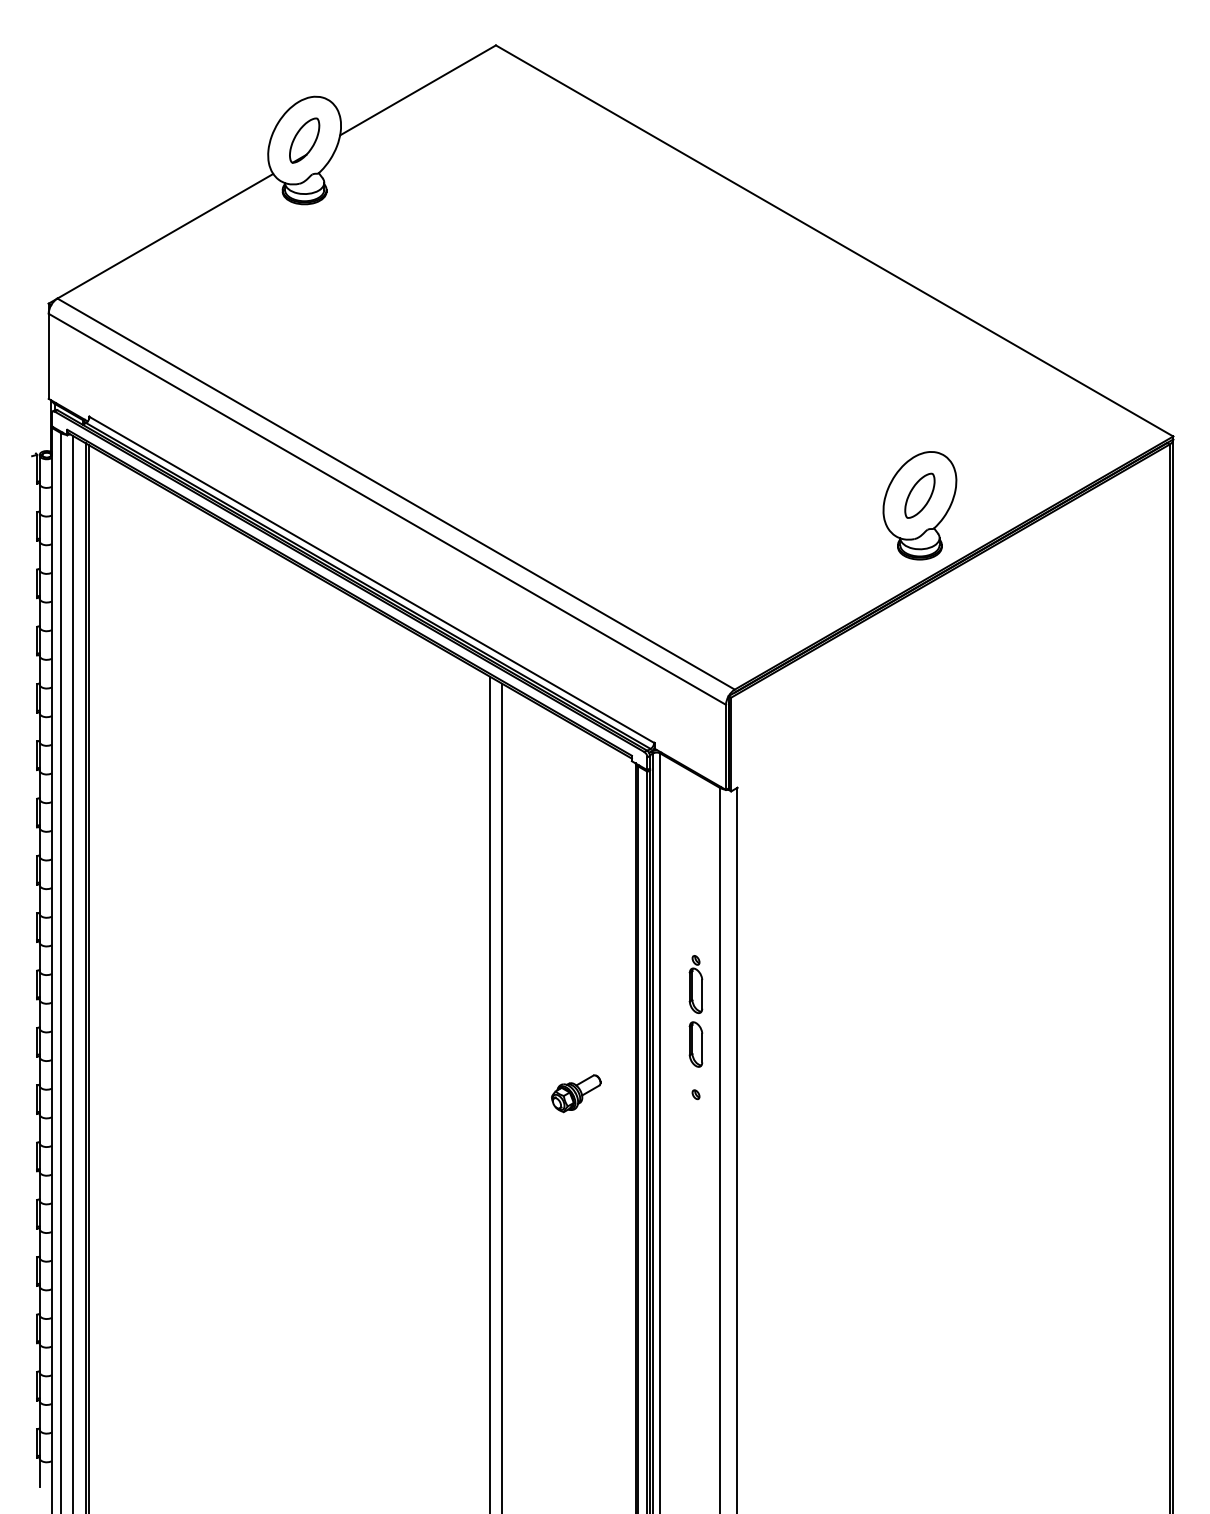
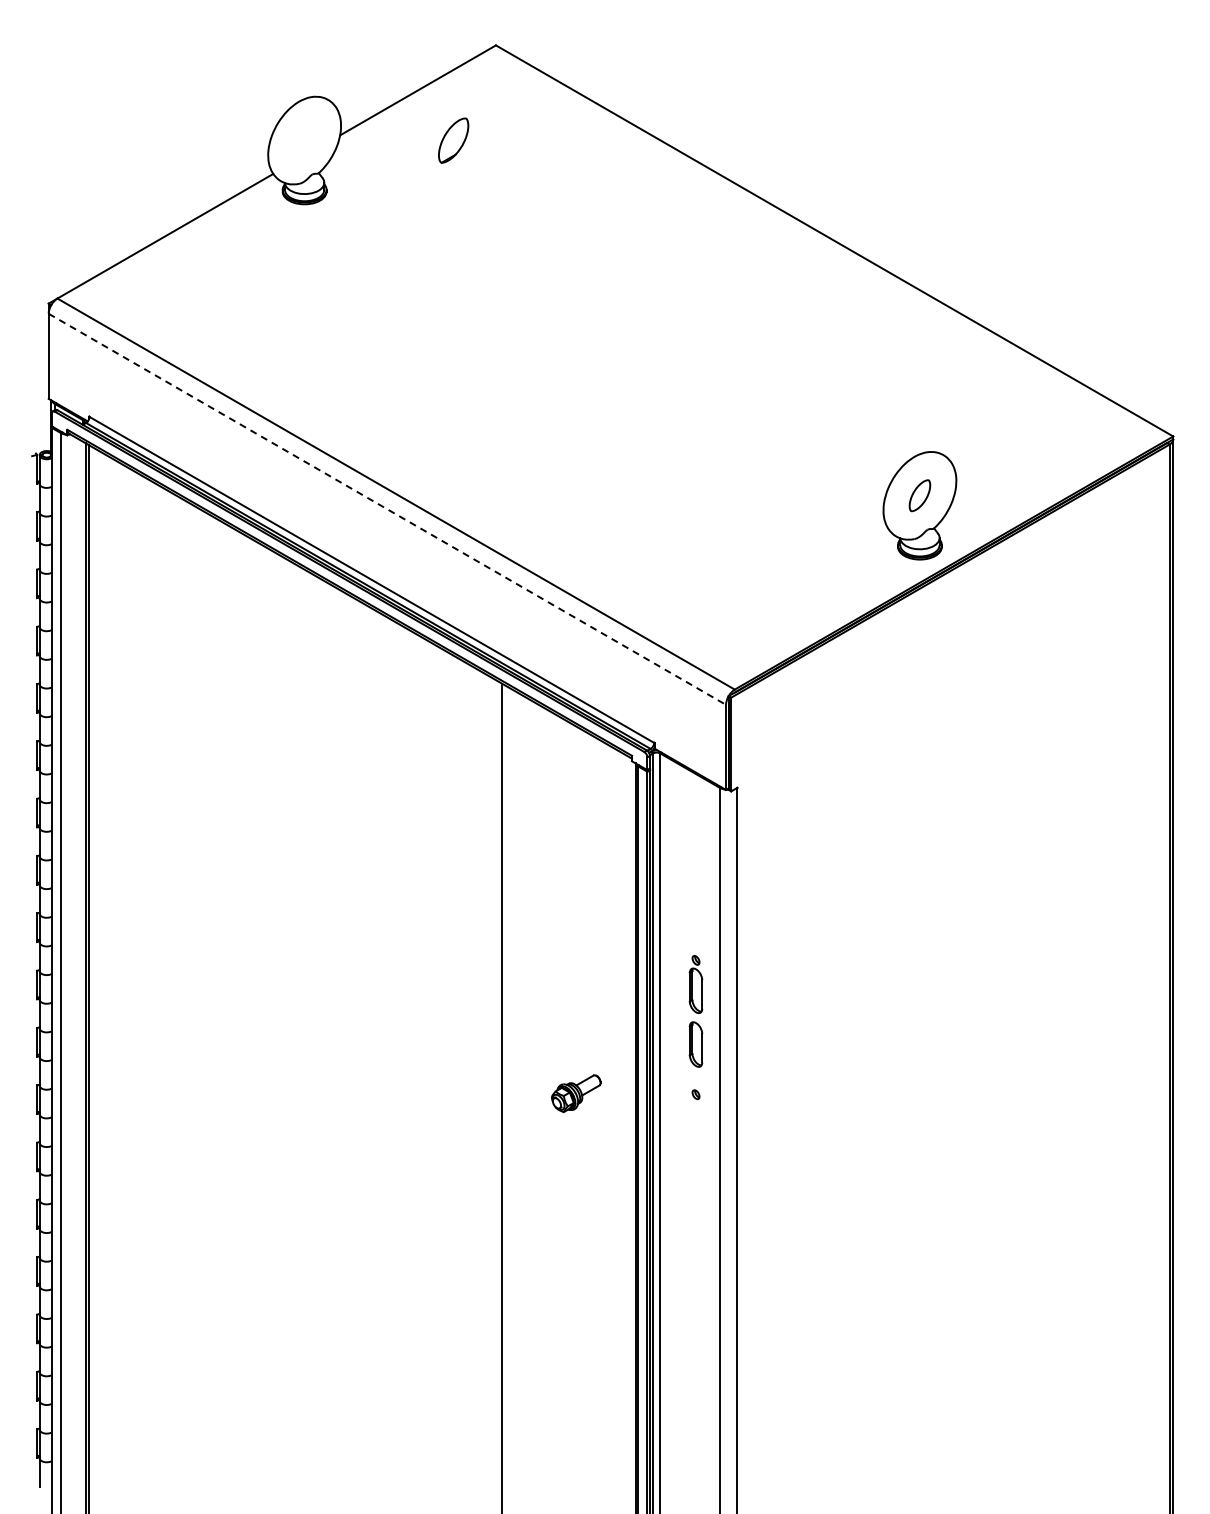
part position: (304, 140) -> (453, 140) (453, 140)
part size: 32x47 px -> 24x34 px (919, 495)
line: solid -> dashed (387, 509)
line: present -> none (73, 973)
line: present -> none (489, 1093)
